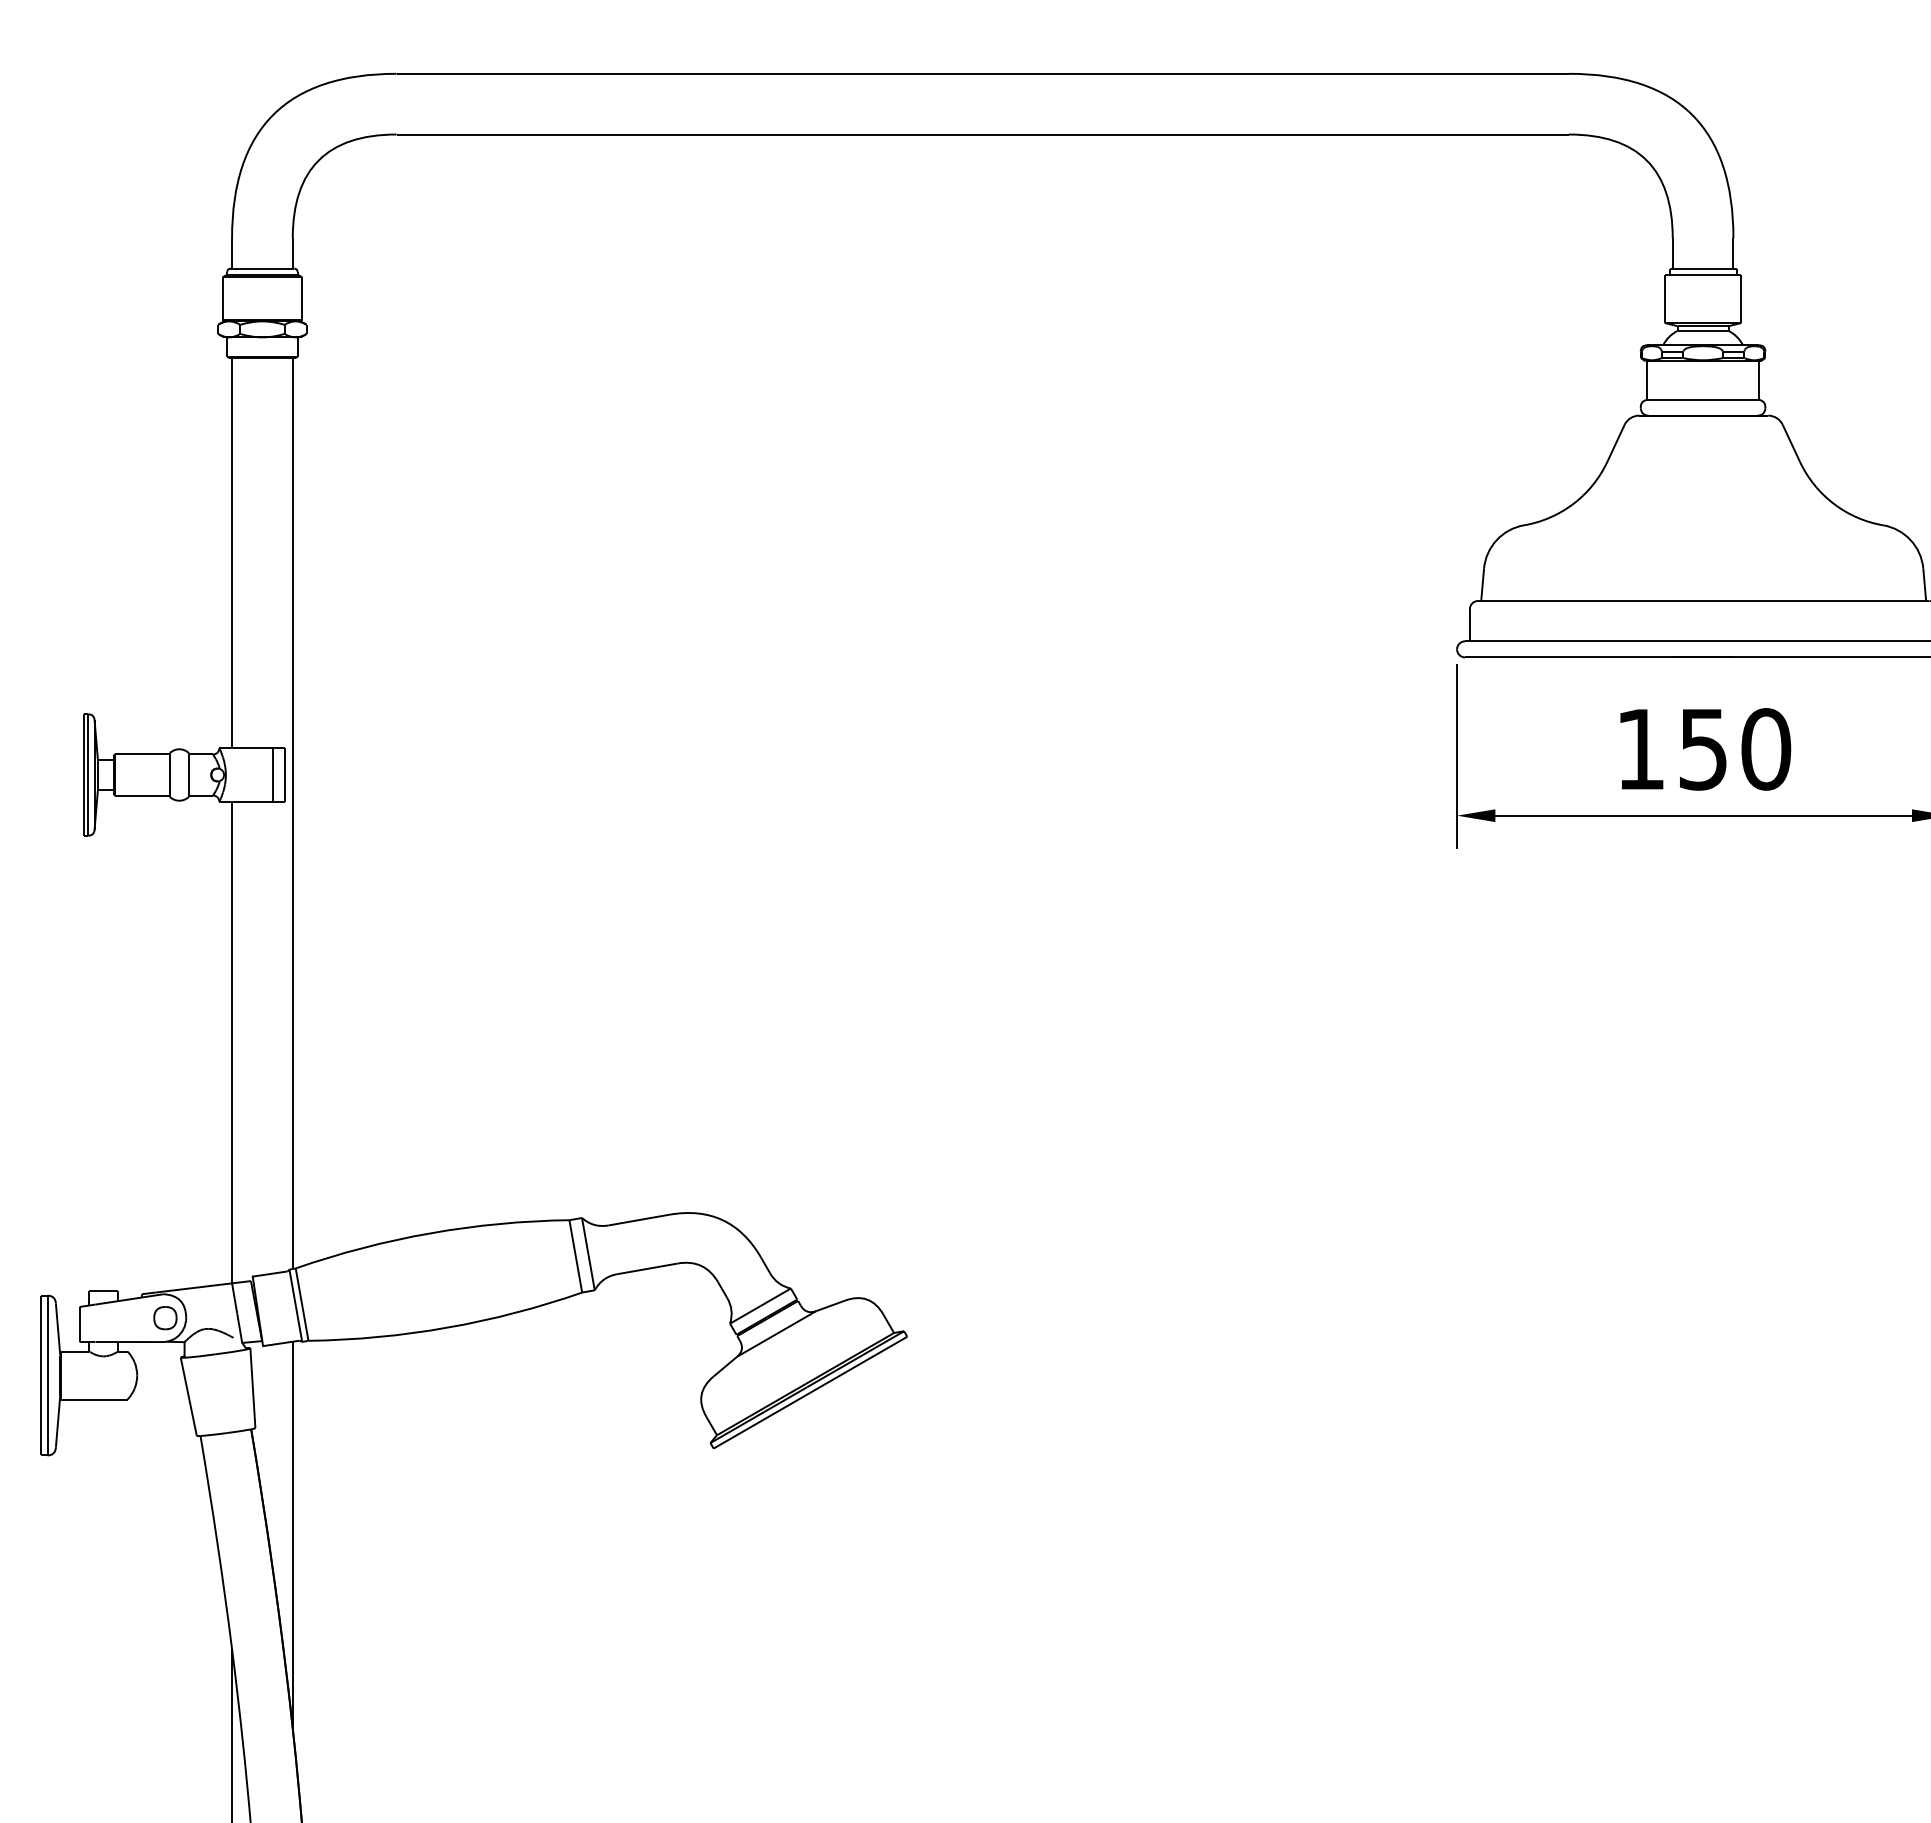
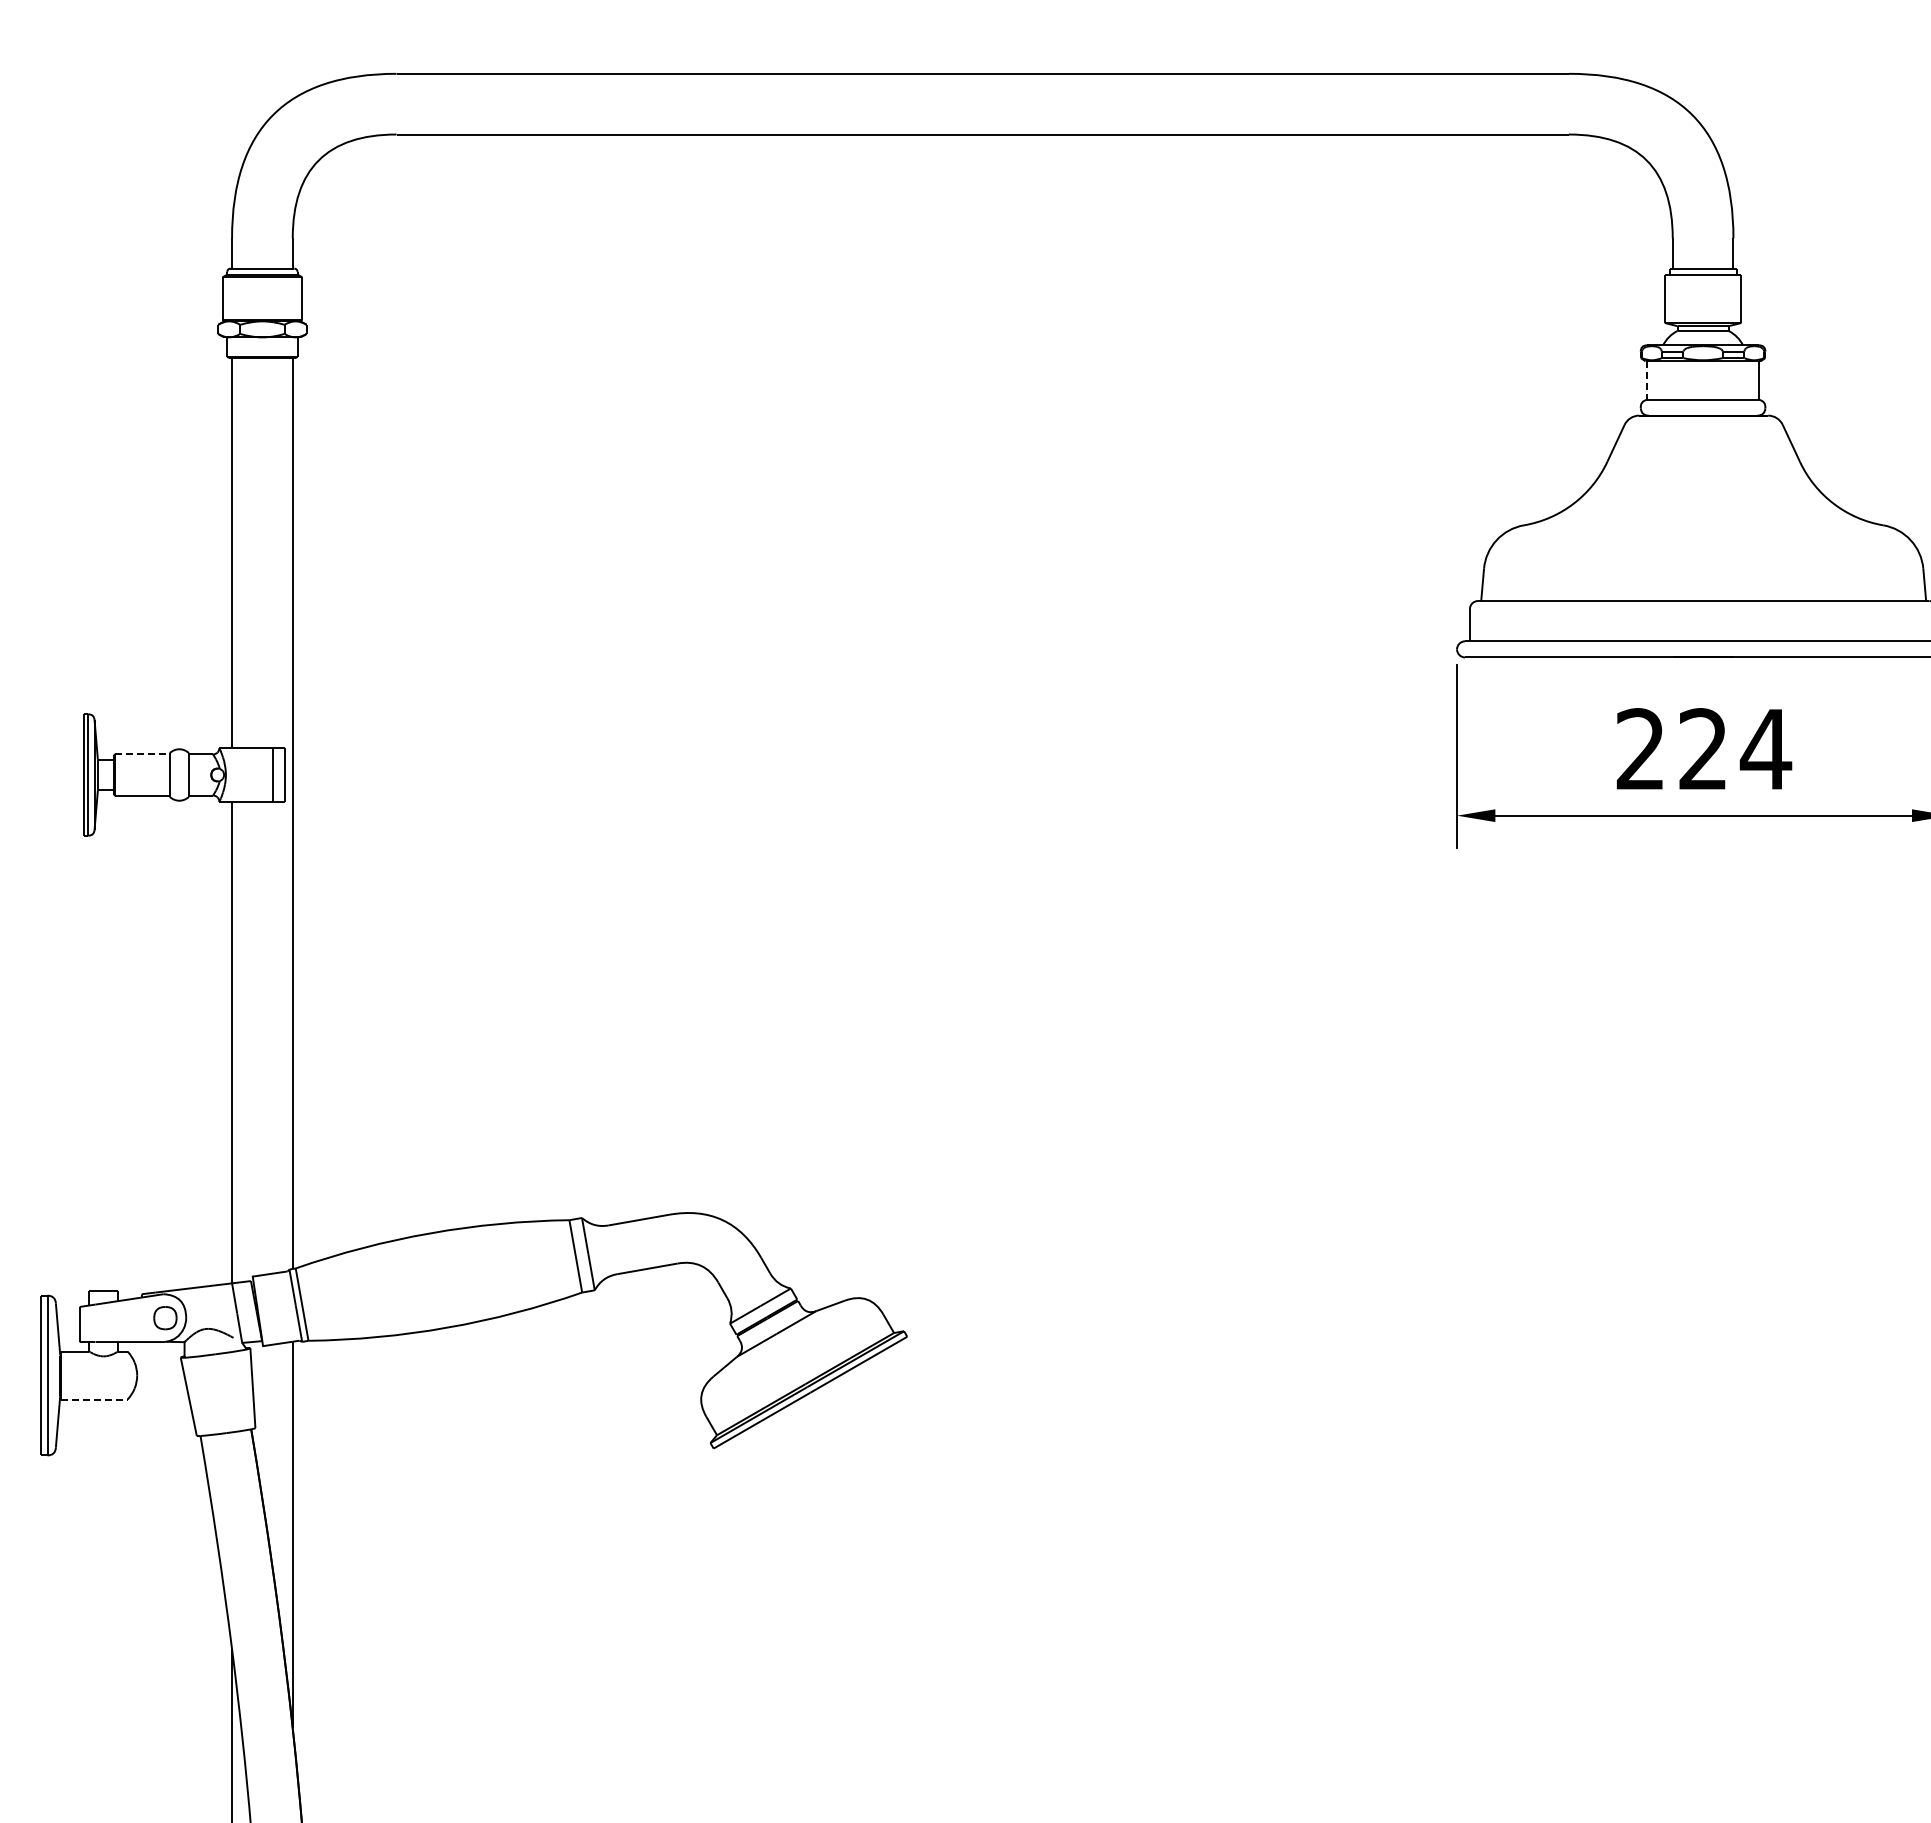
line: solid -> dashed (1647, 381)
text: 150 -> 224 (1704, 749)
line: solid -> dashed (143, 754)
line: solid -> dashed (94, 1399)
